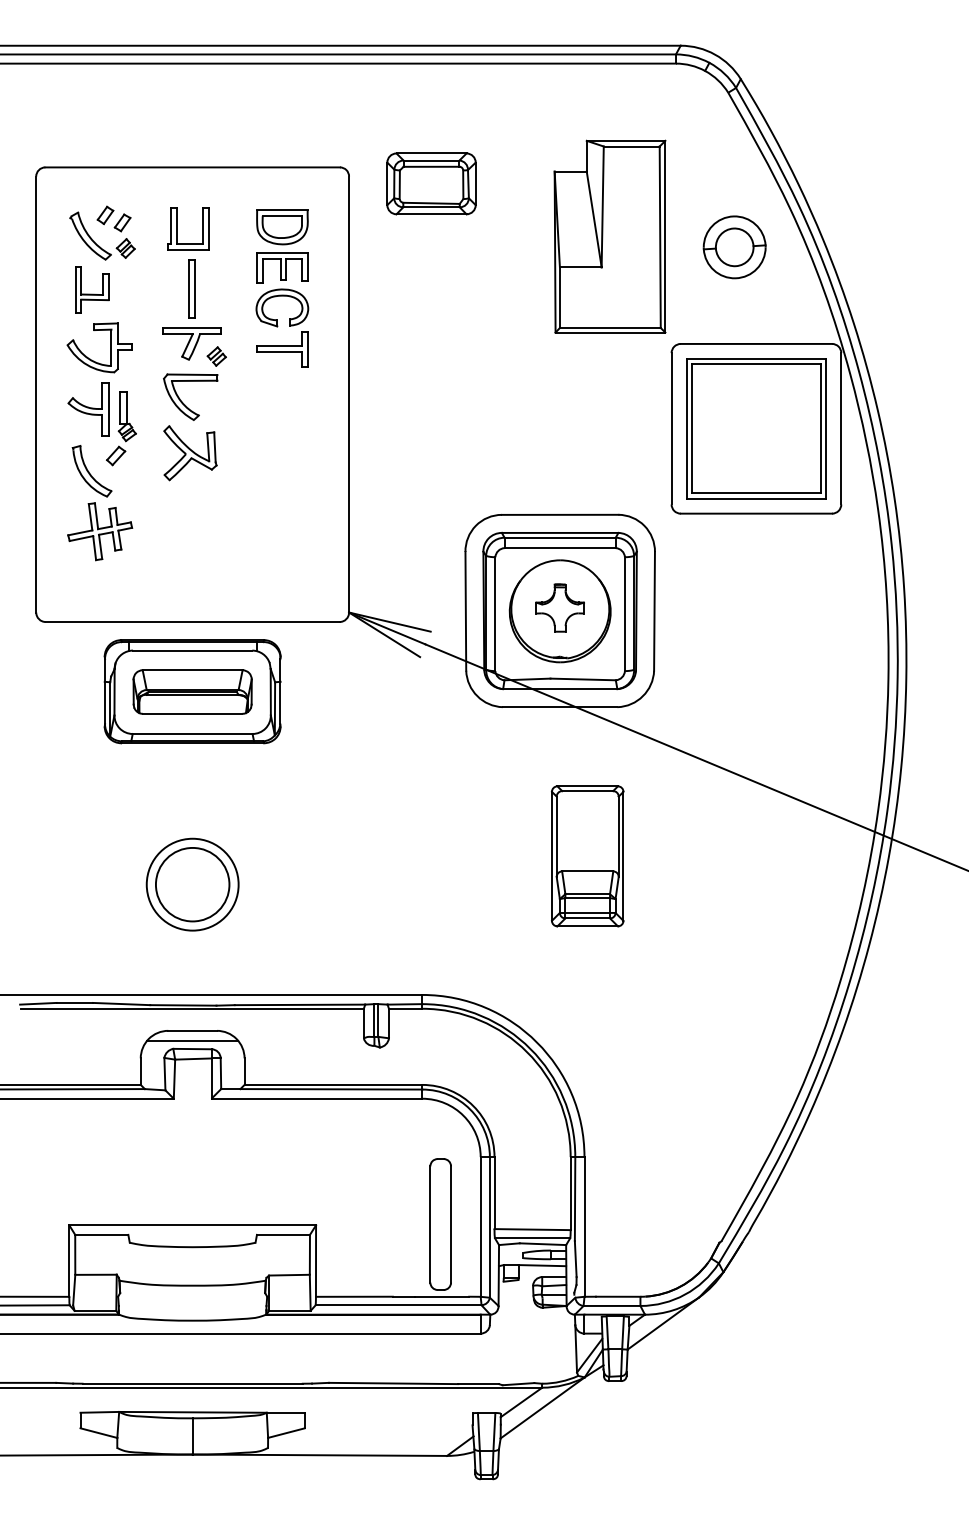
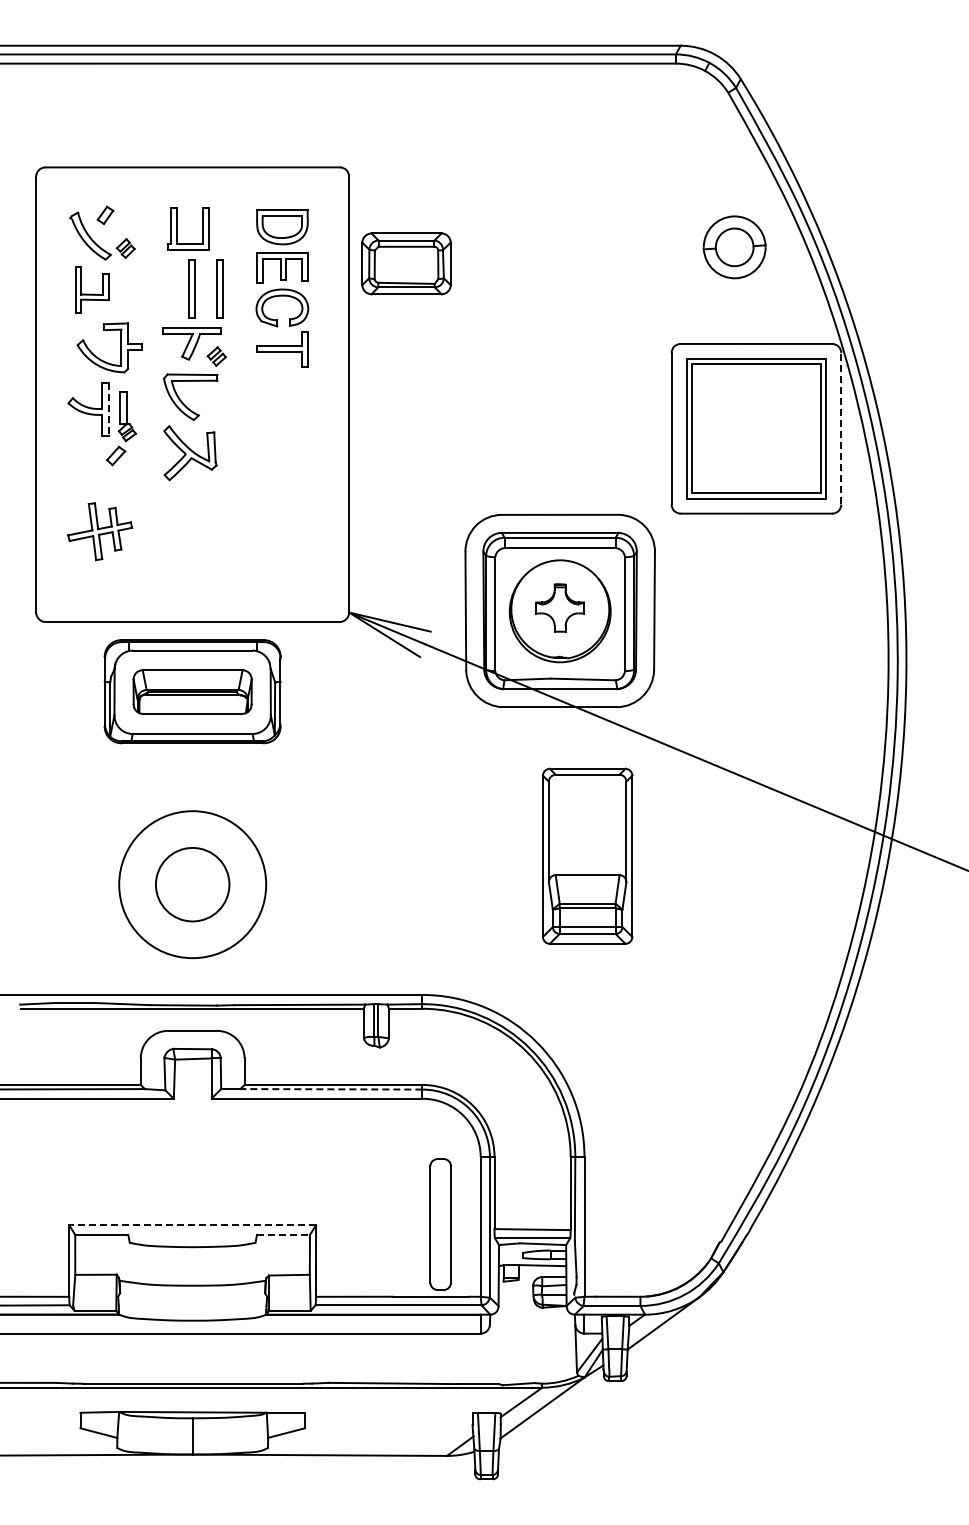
part position: (431, 183) -> (406, 263) (406, 263)
part: present -> none (122, 222)
part: present -> none (609, 236)
part: none -> present (219, 288)
part position: (110, 347) -> (120, 347) (120, 347)
line: solid -> dashed (108, 410)
line: solid -> dashed (841, 428)
part: present -> none (91, 471)
part size: 74x143 px -> 93x178 px (587, 855)
circle diameter: 92 px -> 147 px (192, 884)
line: present -> none (192, 1040)
line: solid -> dashed (331, 1089)
line: solid -> dashed (192, 1225)
line: solid -> dashed (283, 1234)
